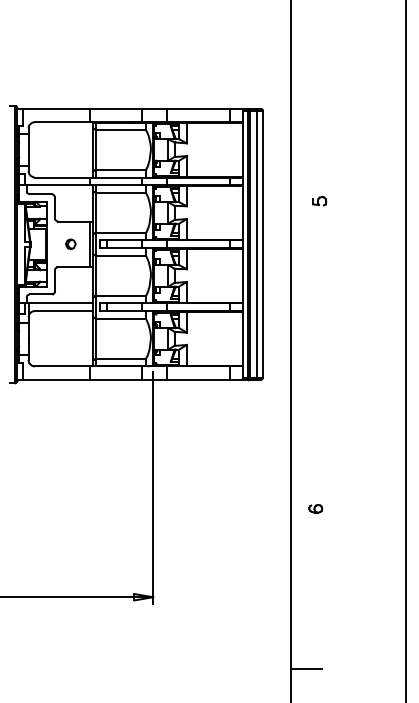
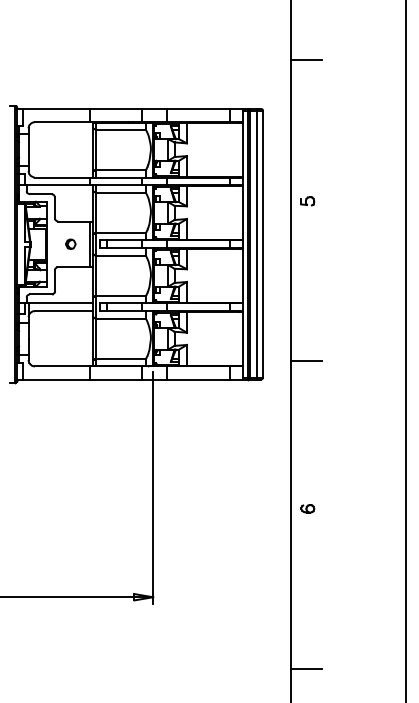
line: none -> present (305, 59)
part position: (319, 201) -> (307, 201) (307, 201)
line: none -> present (305, 361)
part position: (315, 508) -> (307, 508) (307, 508)
